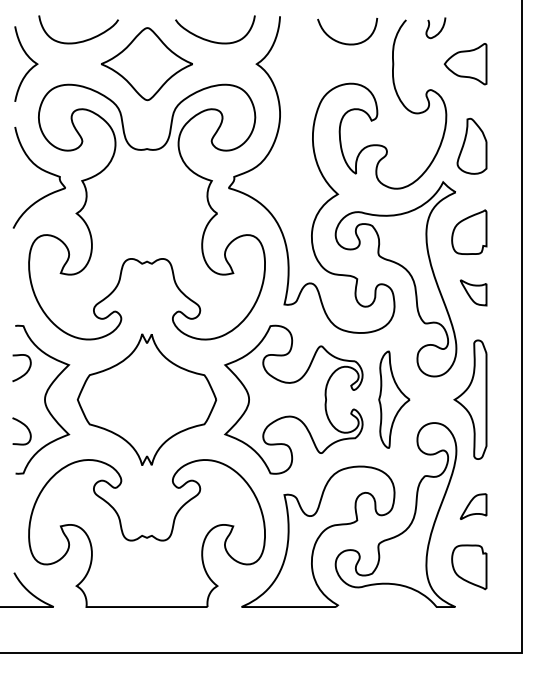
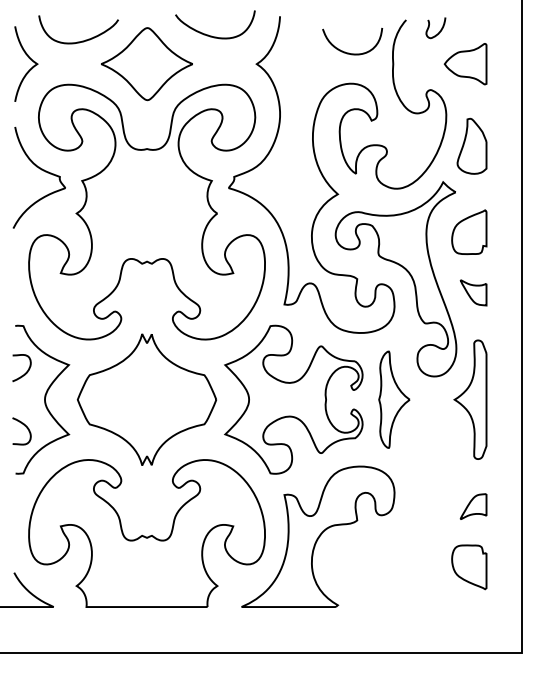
curve position: (211, 40) -> (211, 35) (211, 35)
curve position: (344, 42) -> (349, 52) (349, 52)
part: present -> none (410, 522)
